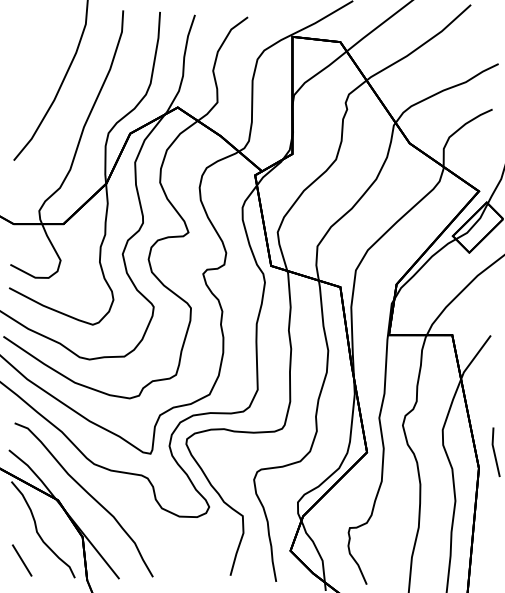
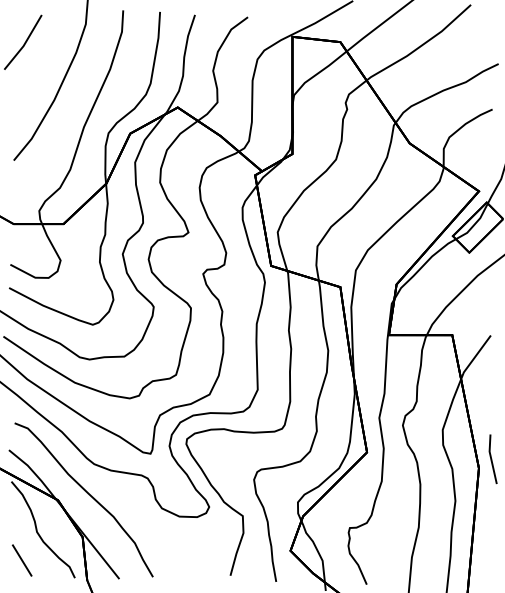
part: none -> present (23, 41)
part position: (495, 452) -> (492, 459) (492, 459)
